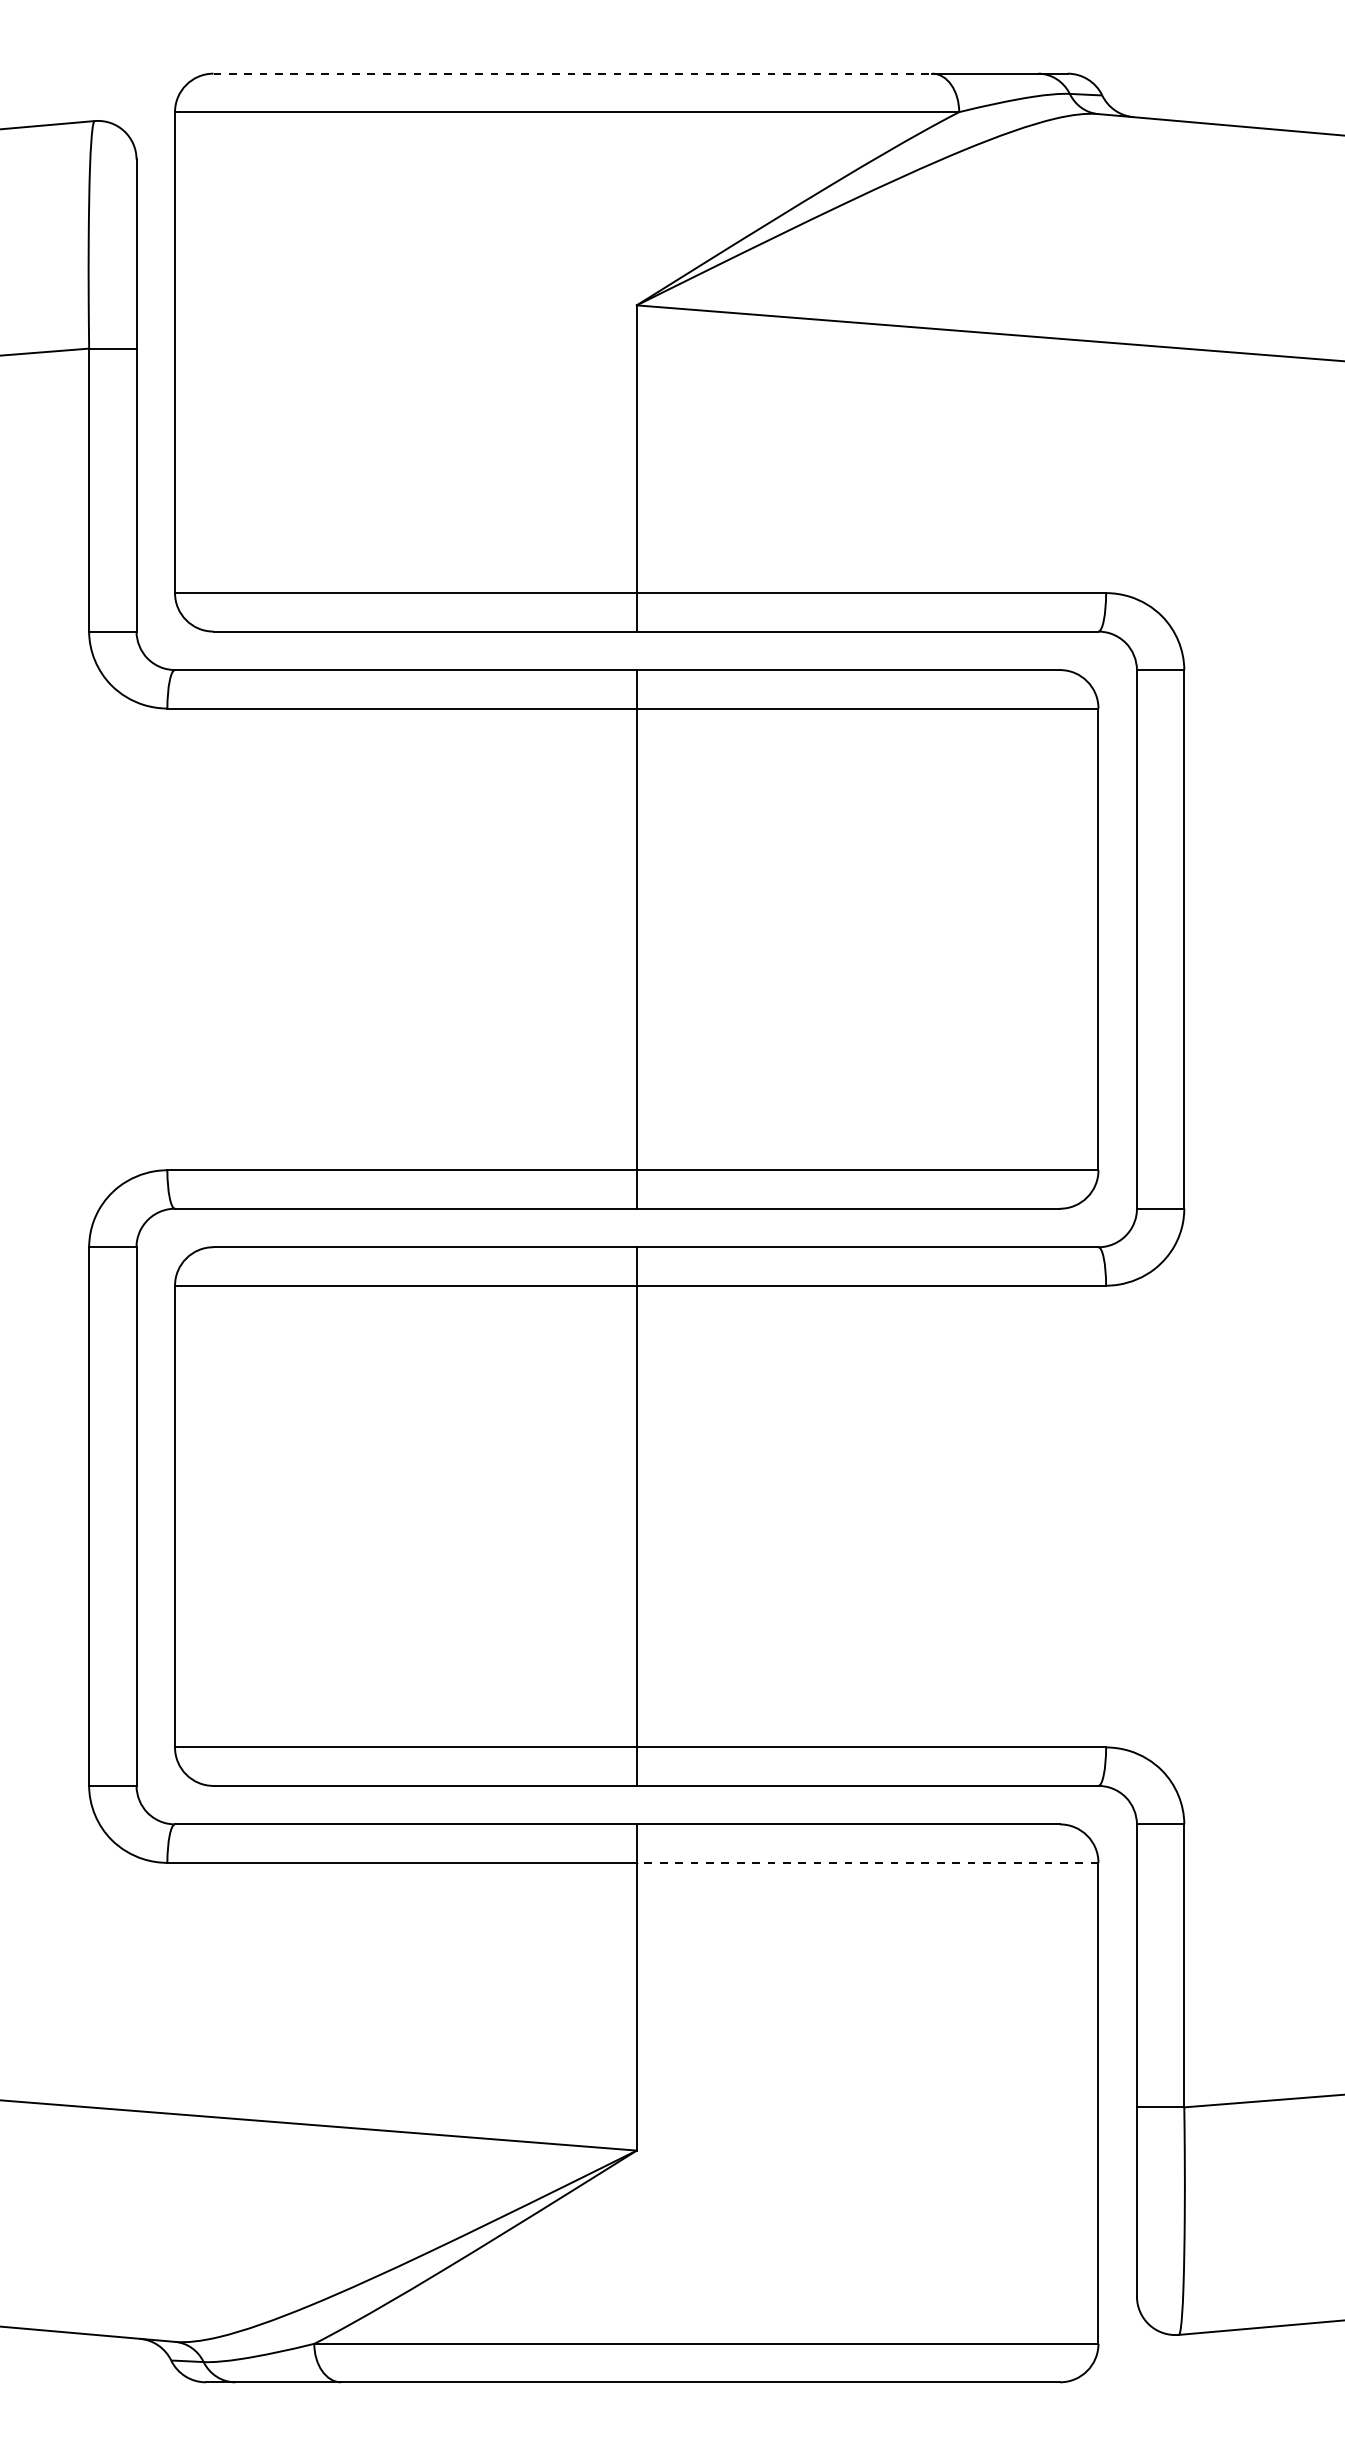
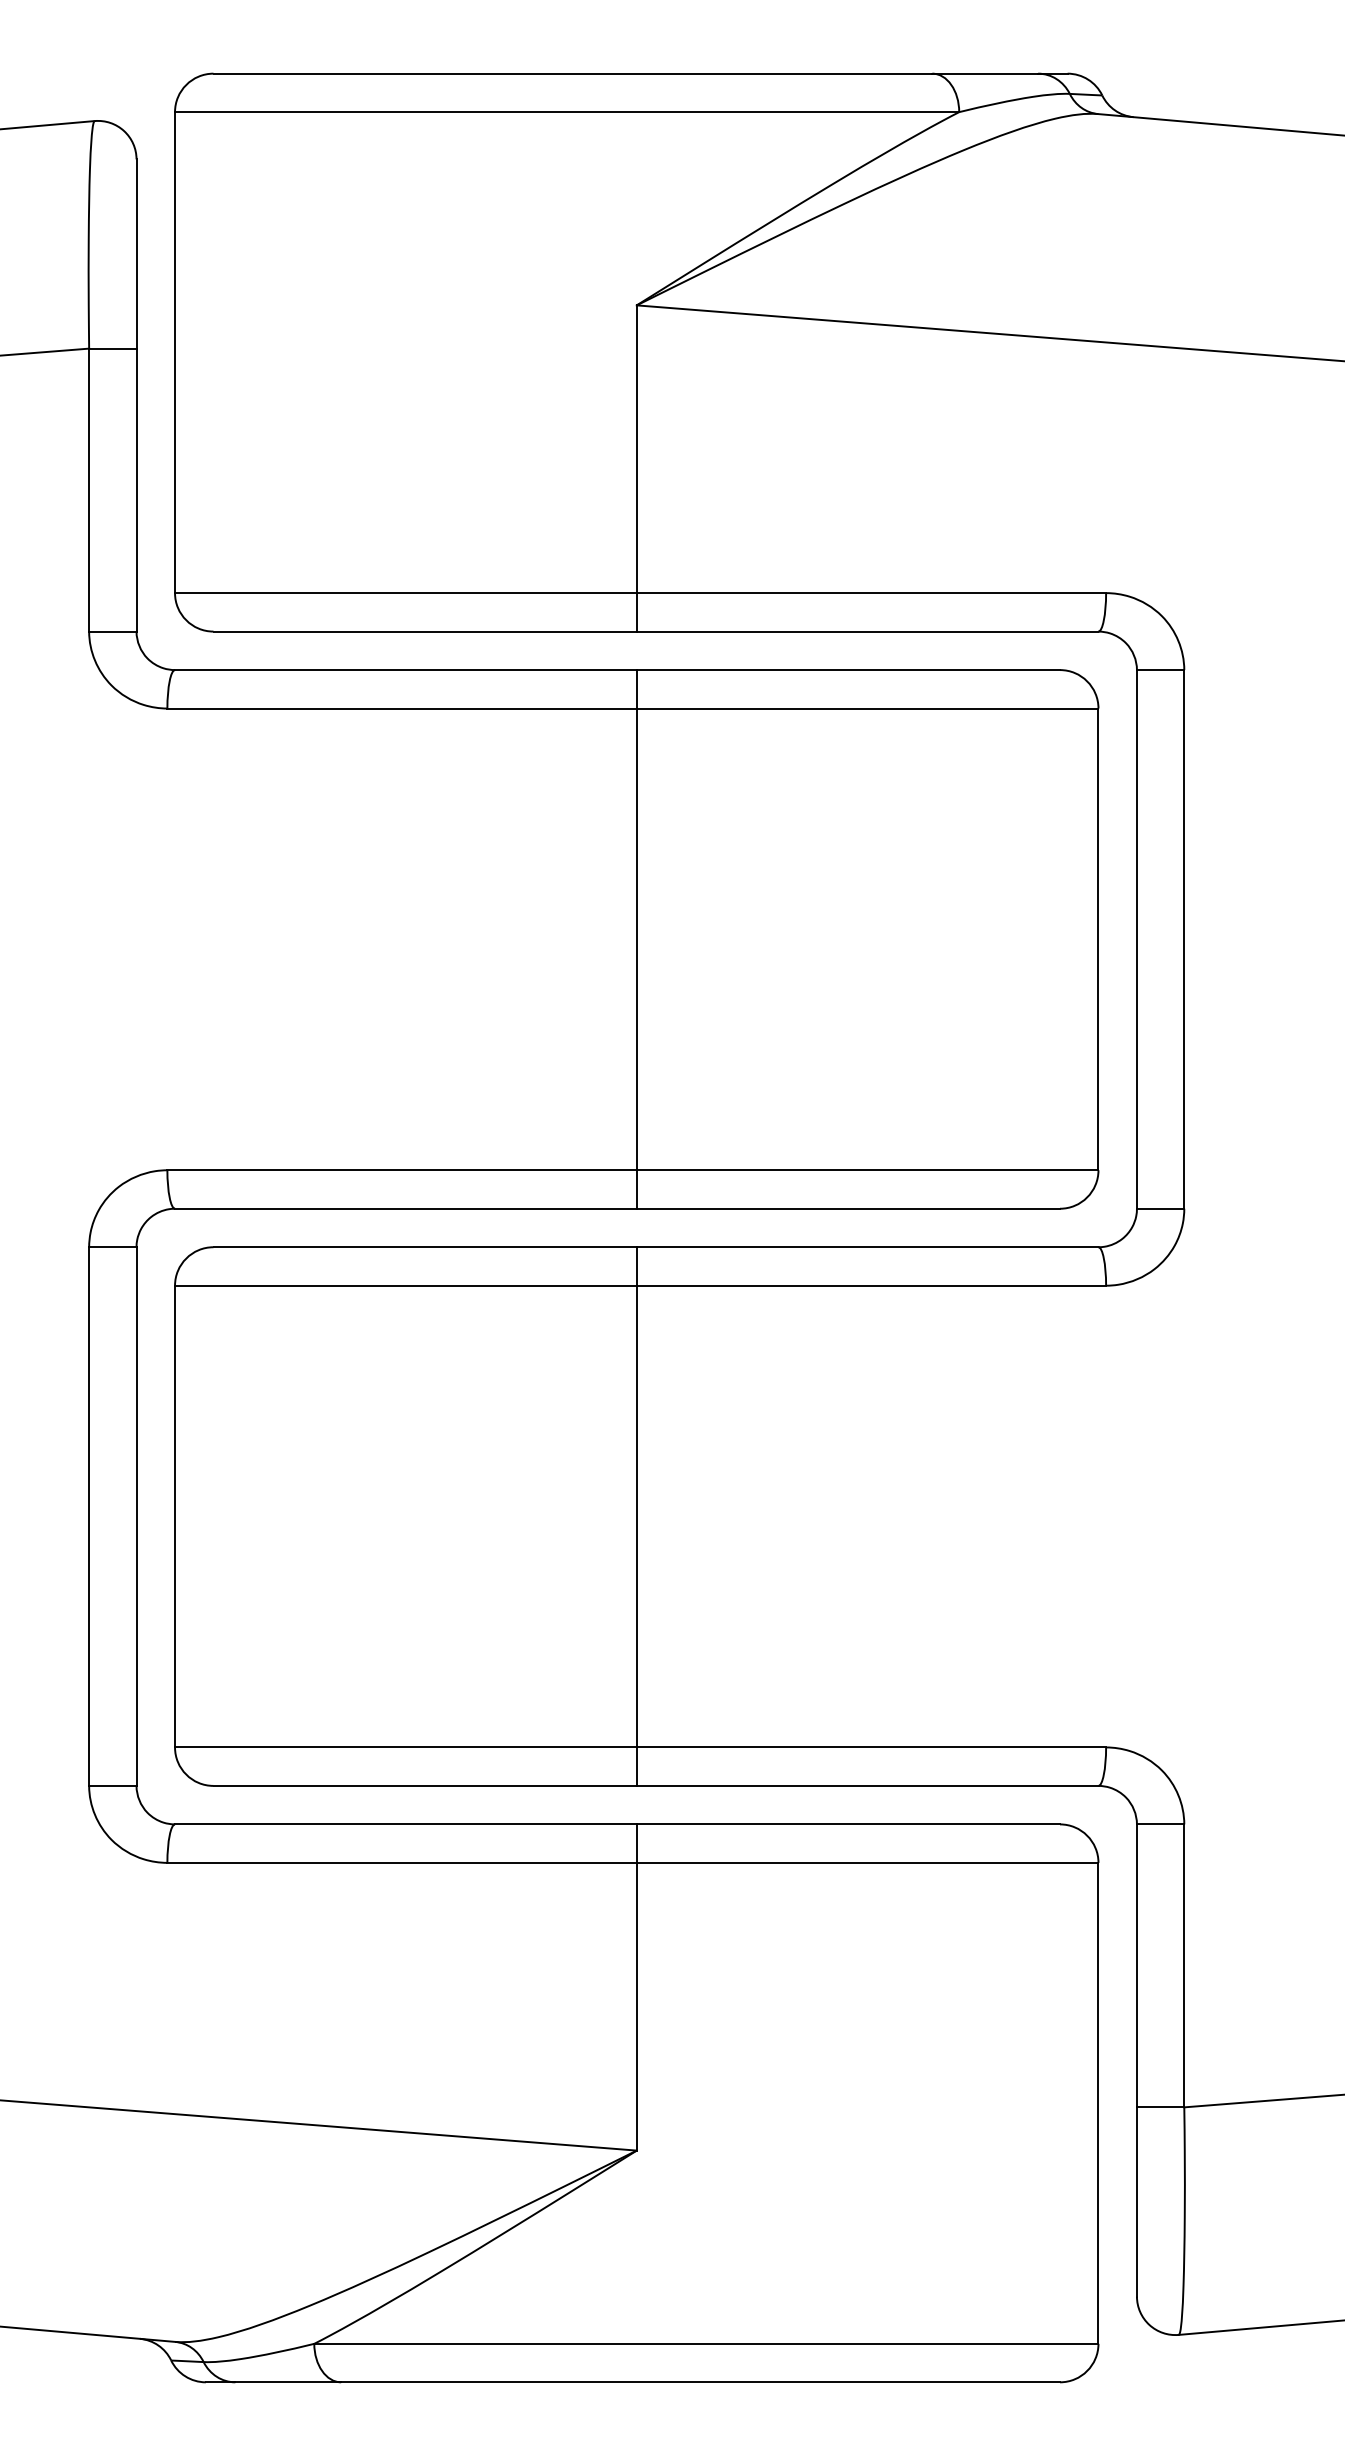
line: dashed -> solid (573, 73)
line: dashed -> solid (867, 1862)
